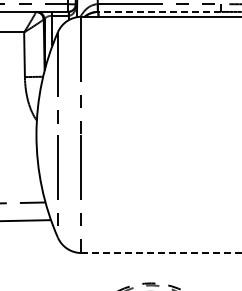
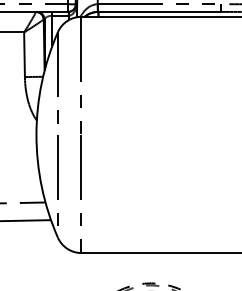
line: dashed -> solid (158, 11)
line: dashed -> solid (161, 253)
